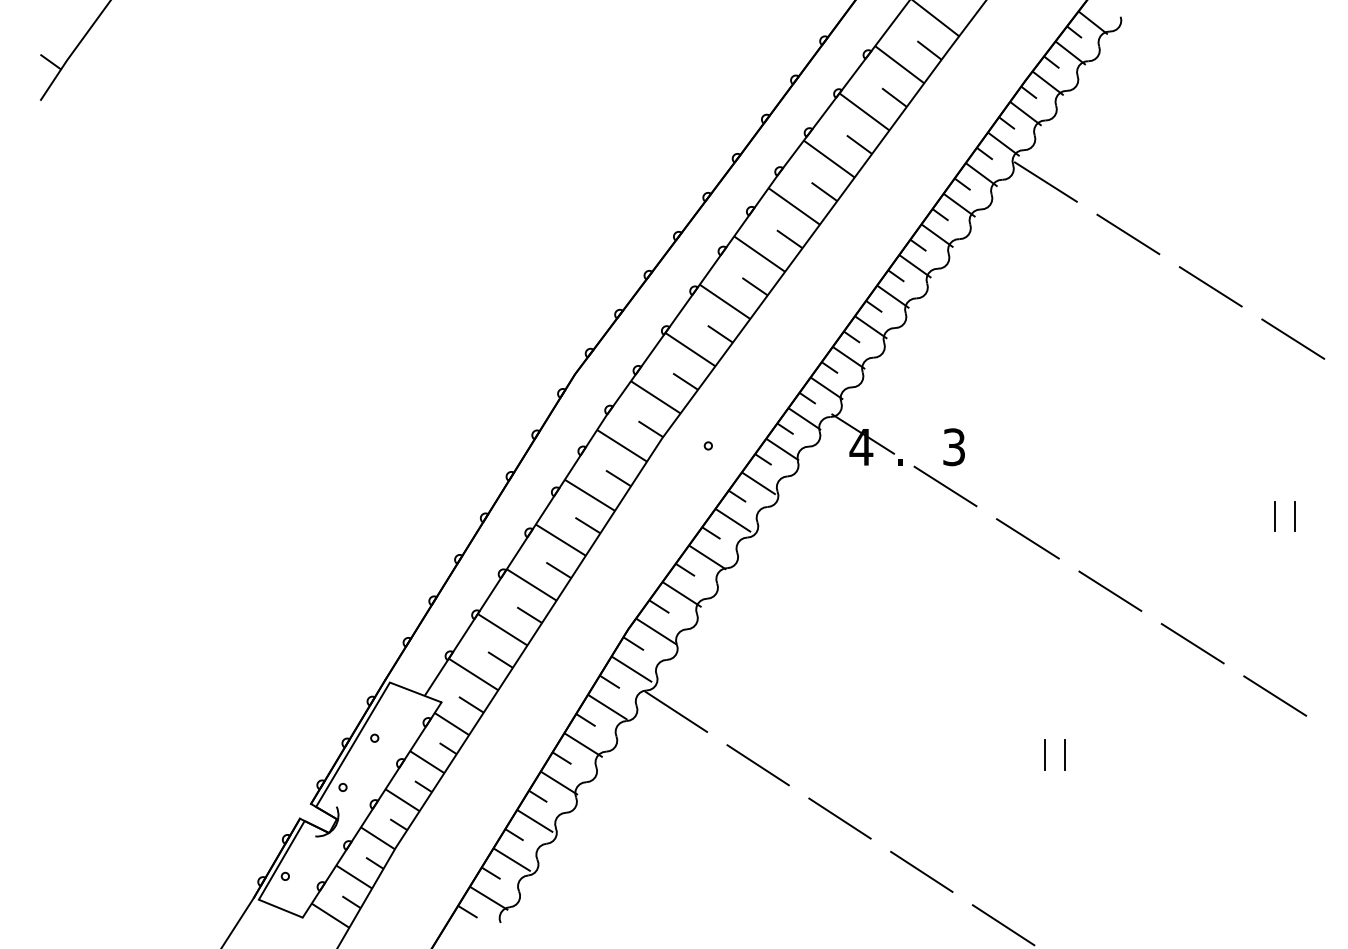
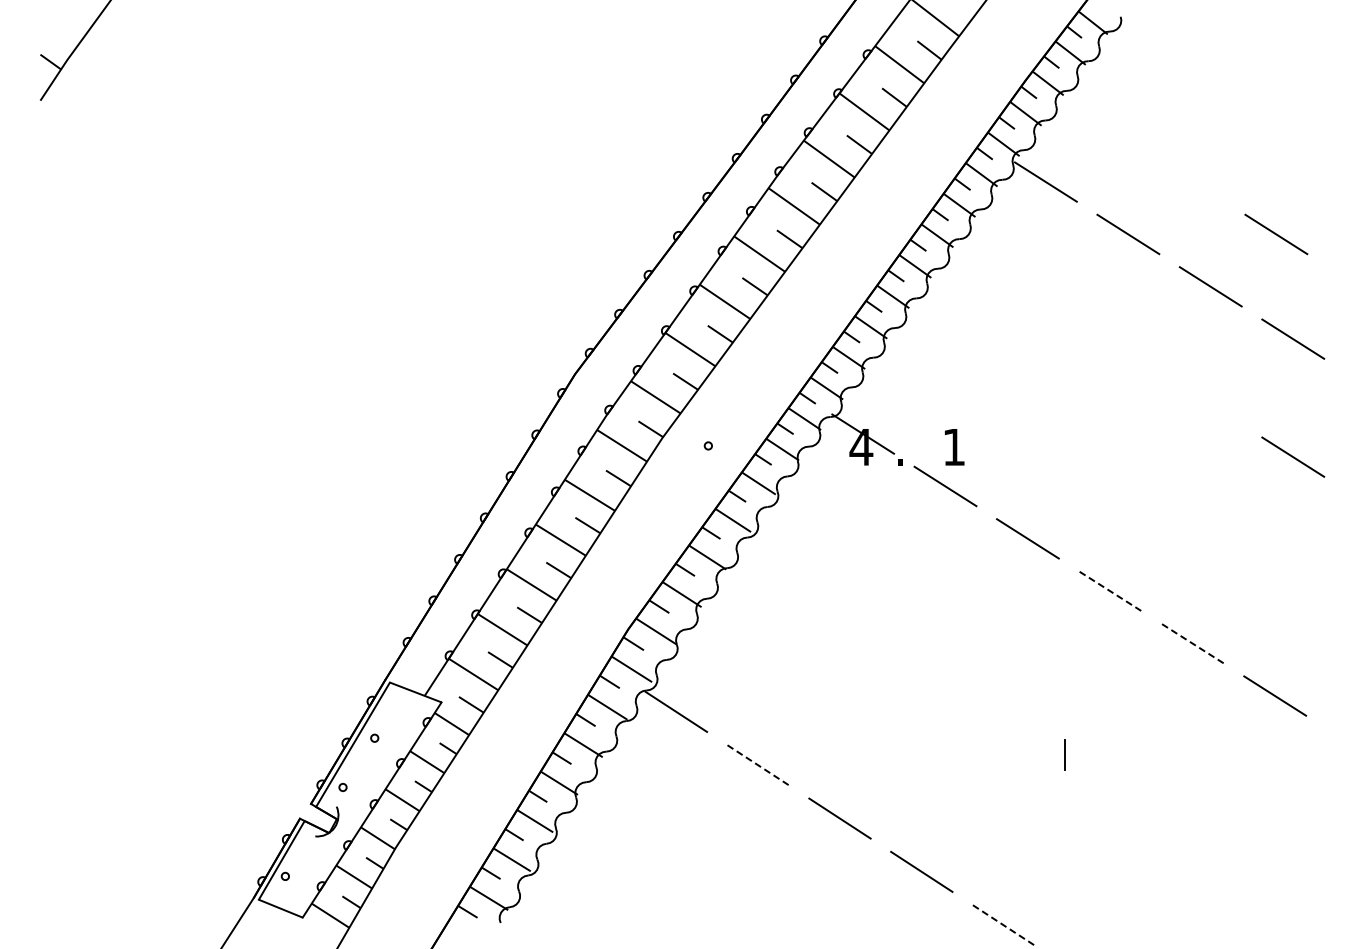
line: none -> present (1276, 234)
text: 3 -> 1 (953, 447)
line: none -> present (1293, 456)
line: present -> none (1275, 515)
line: present -> none (1294, 516)
line: solid -> dashed (1110, 591)
line: solid -> dashed (1192, 643)
line: present -> none (1045, 754)
line: solid -> dashed (758, 765)
line: solid -> dashed (1003, 925)
